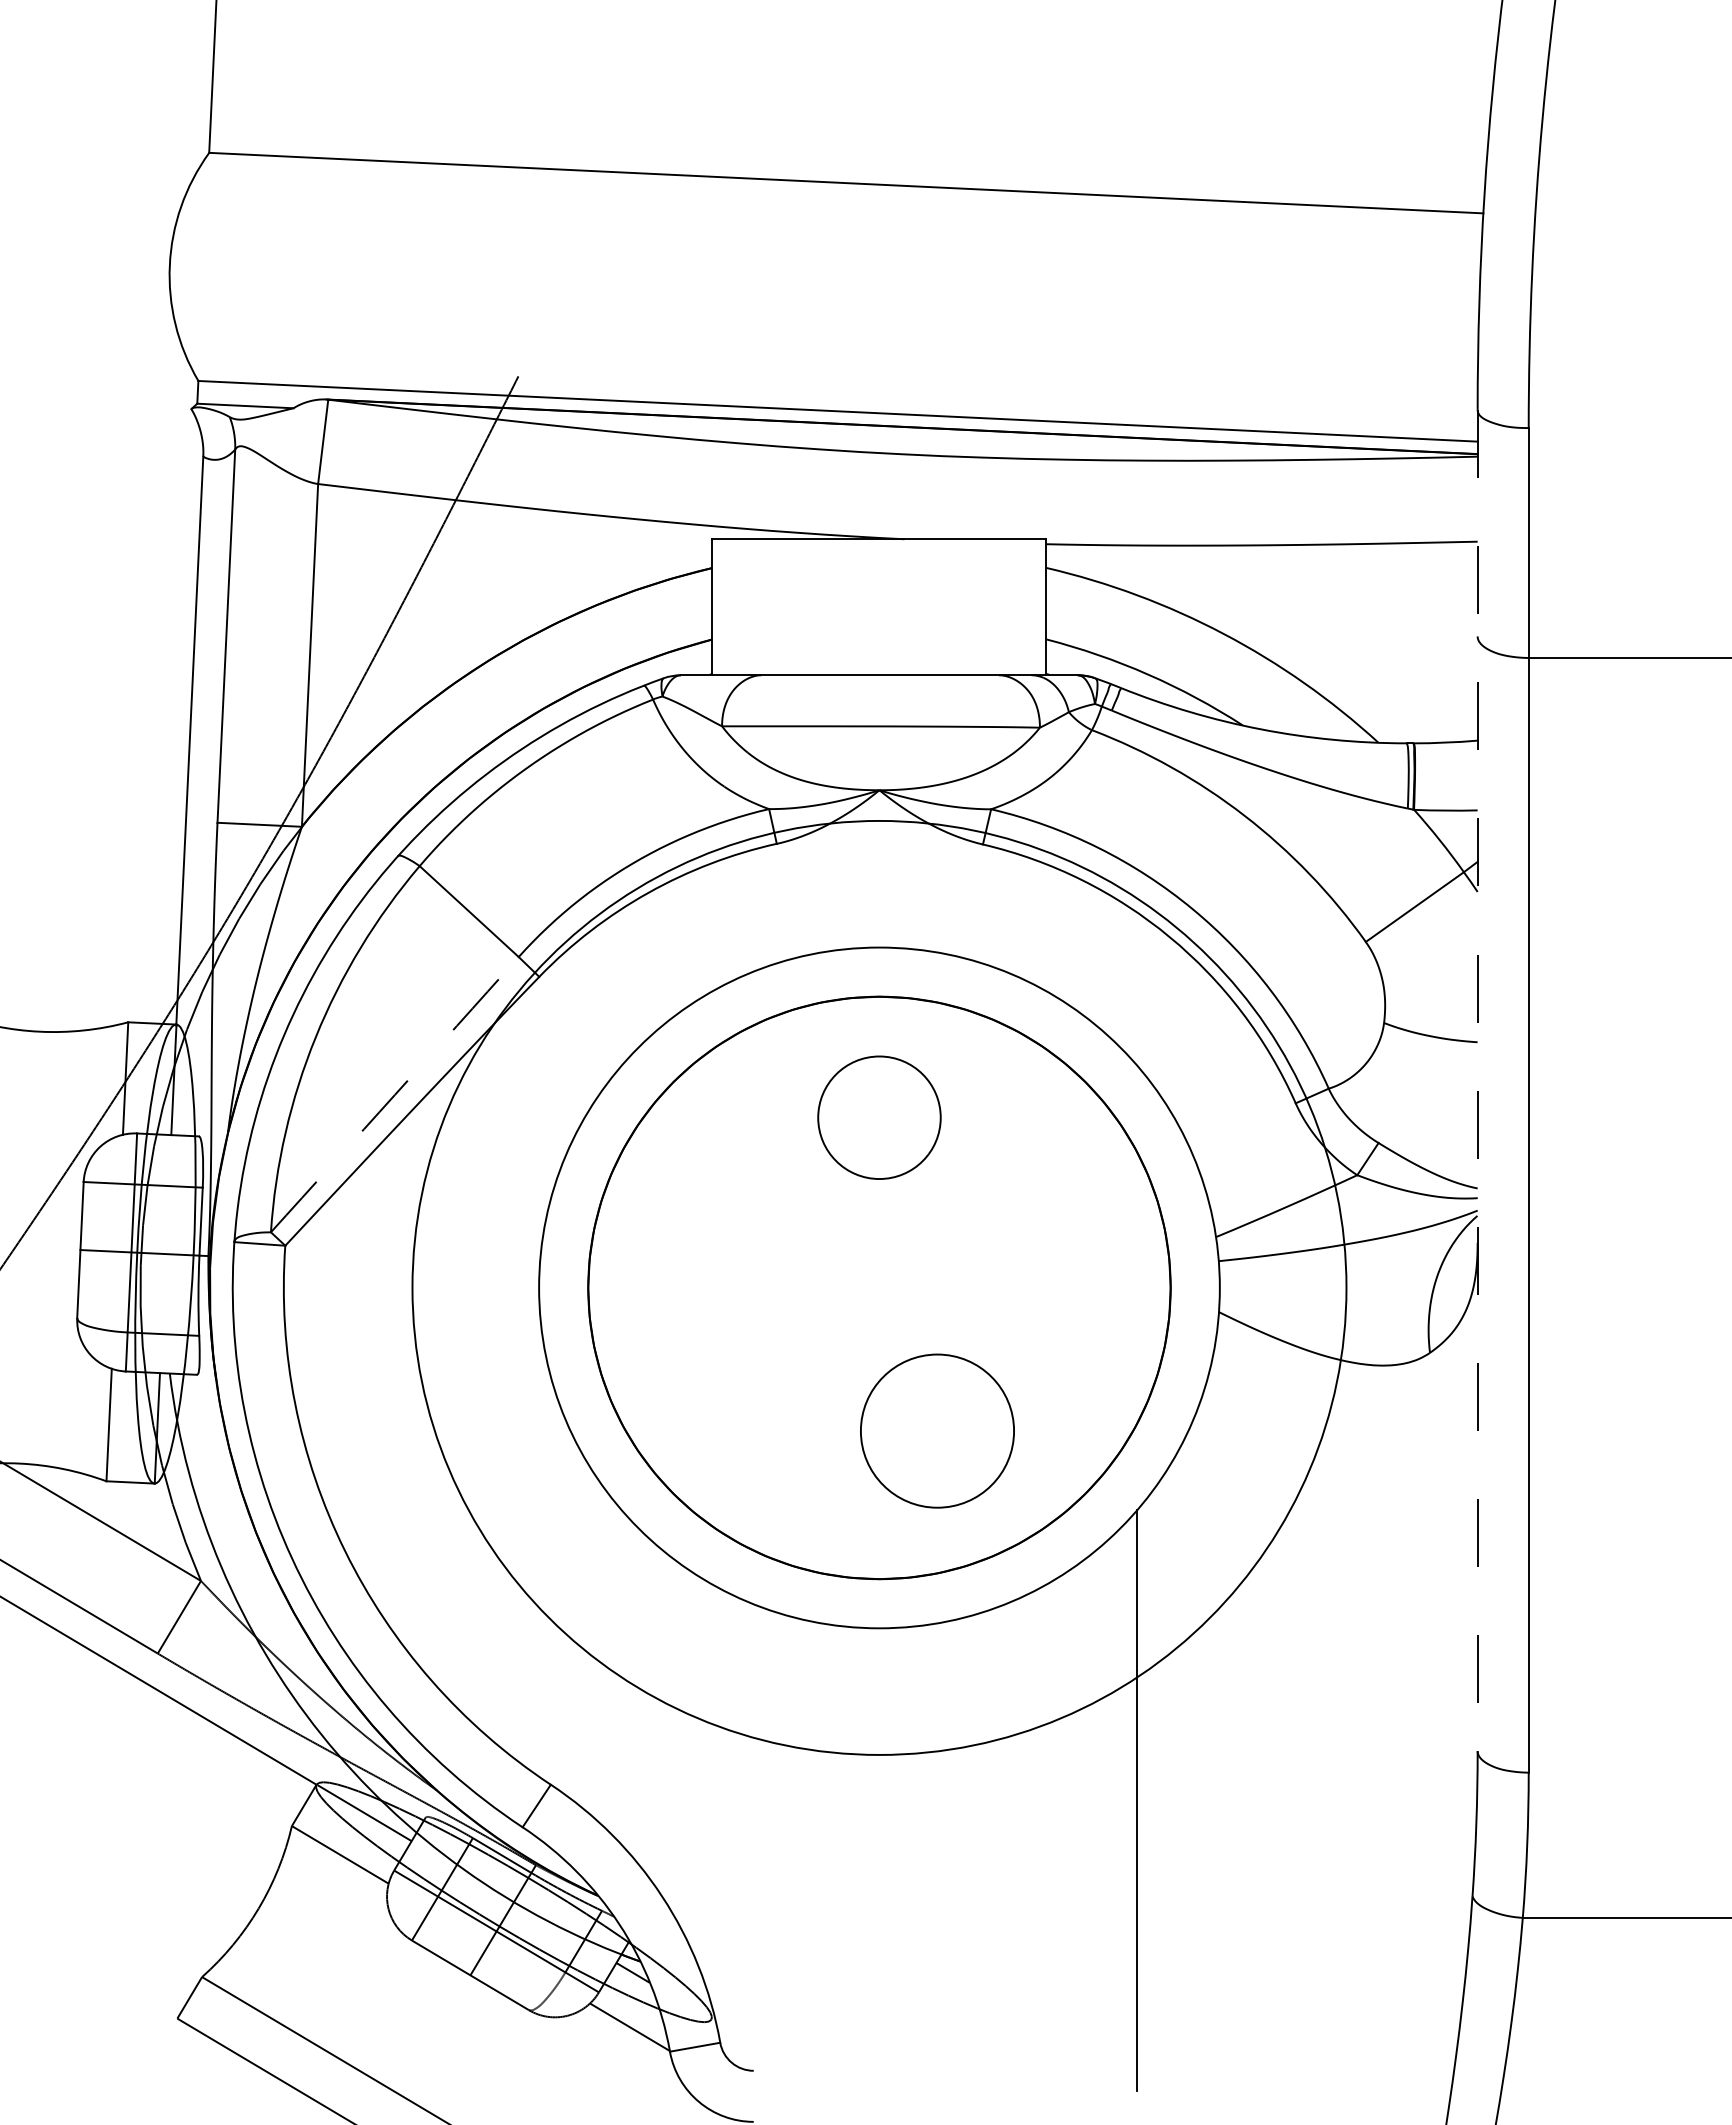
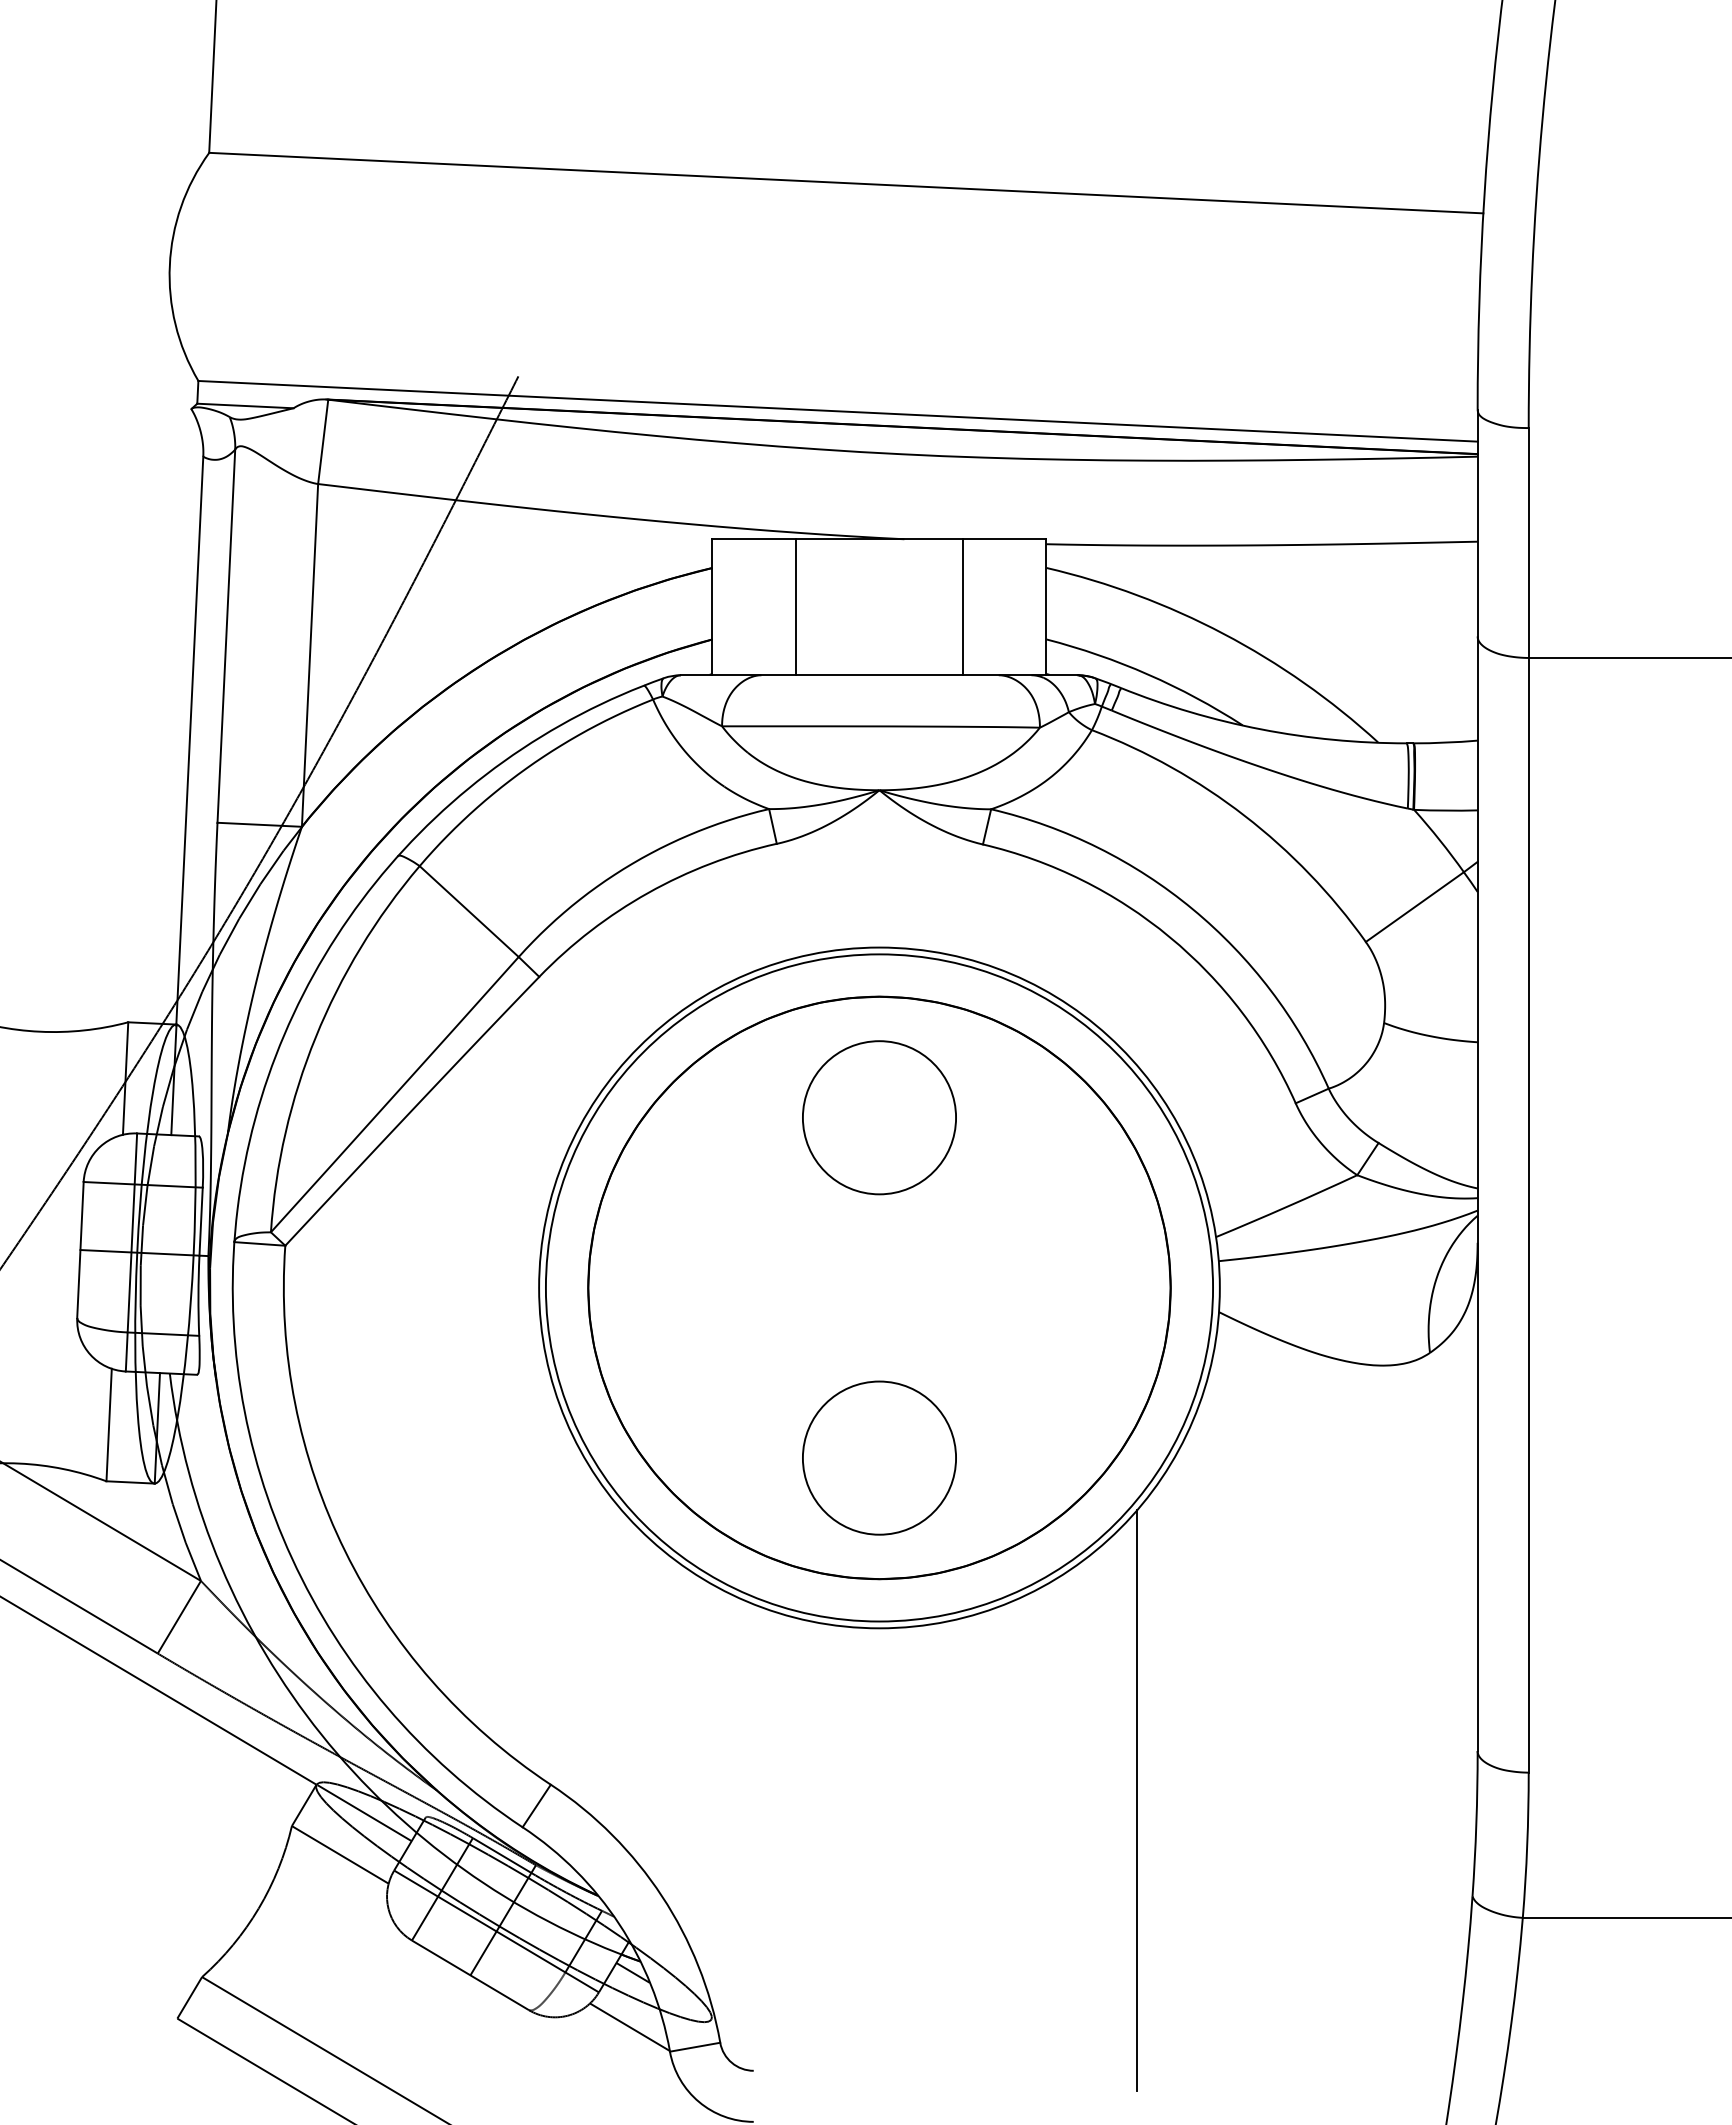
line: none -> present (795, 607)
line: none -> present (962, 607)
line: dashed -> solid (1477, 1080)
arc: dashed -> solid (395, 1094)
circle diameter: 123 px -> 153 px (879, 1117)
circle diameter: 934 px -> 667 px (879, 1287)
circle position: (937, 1430) -> (879, 1457) (879, 1457)
